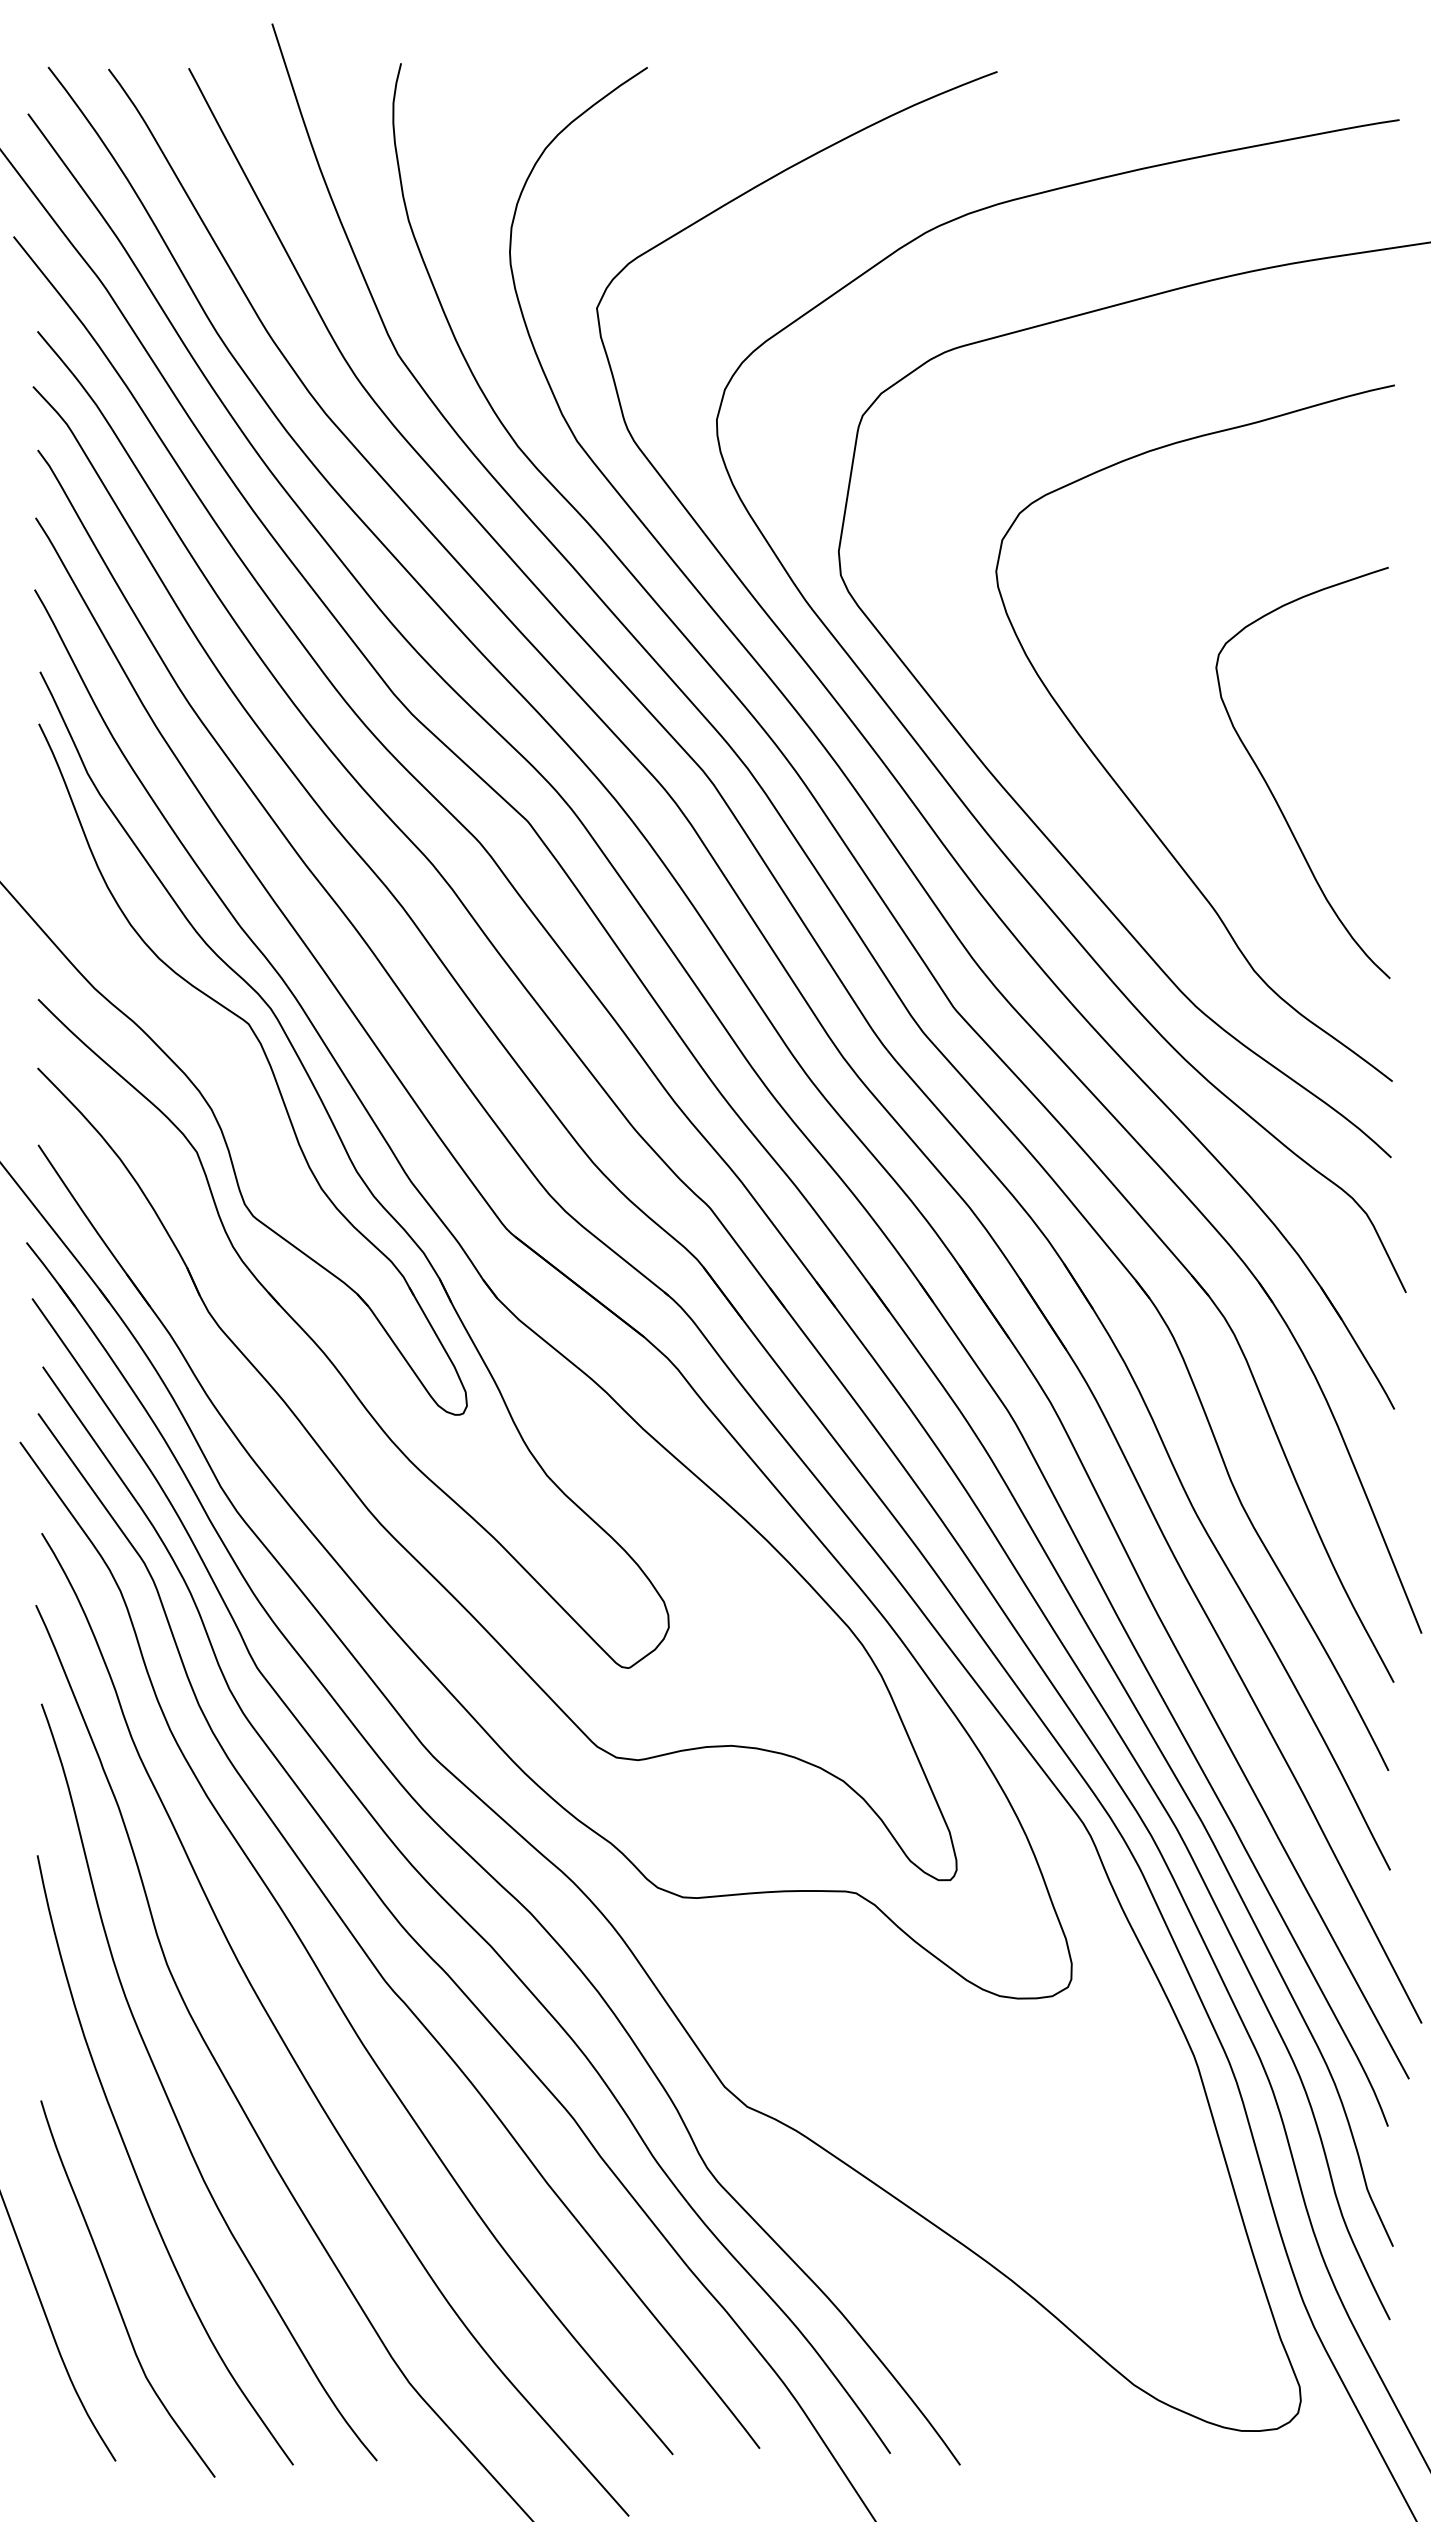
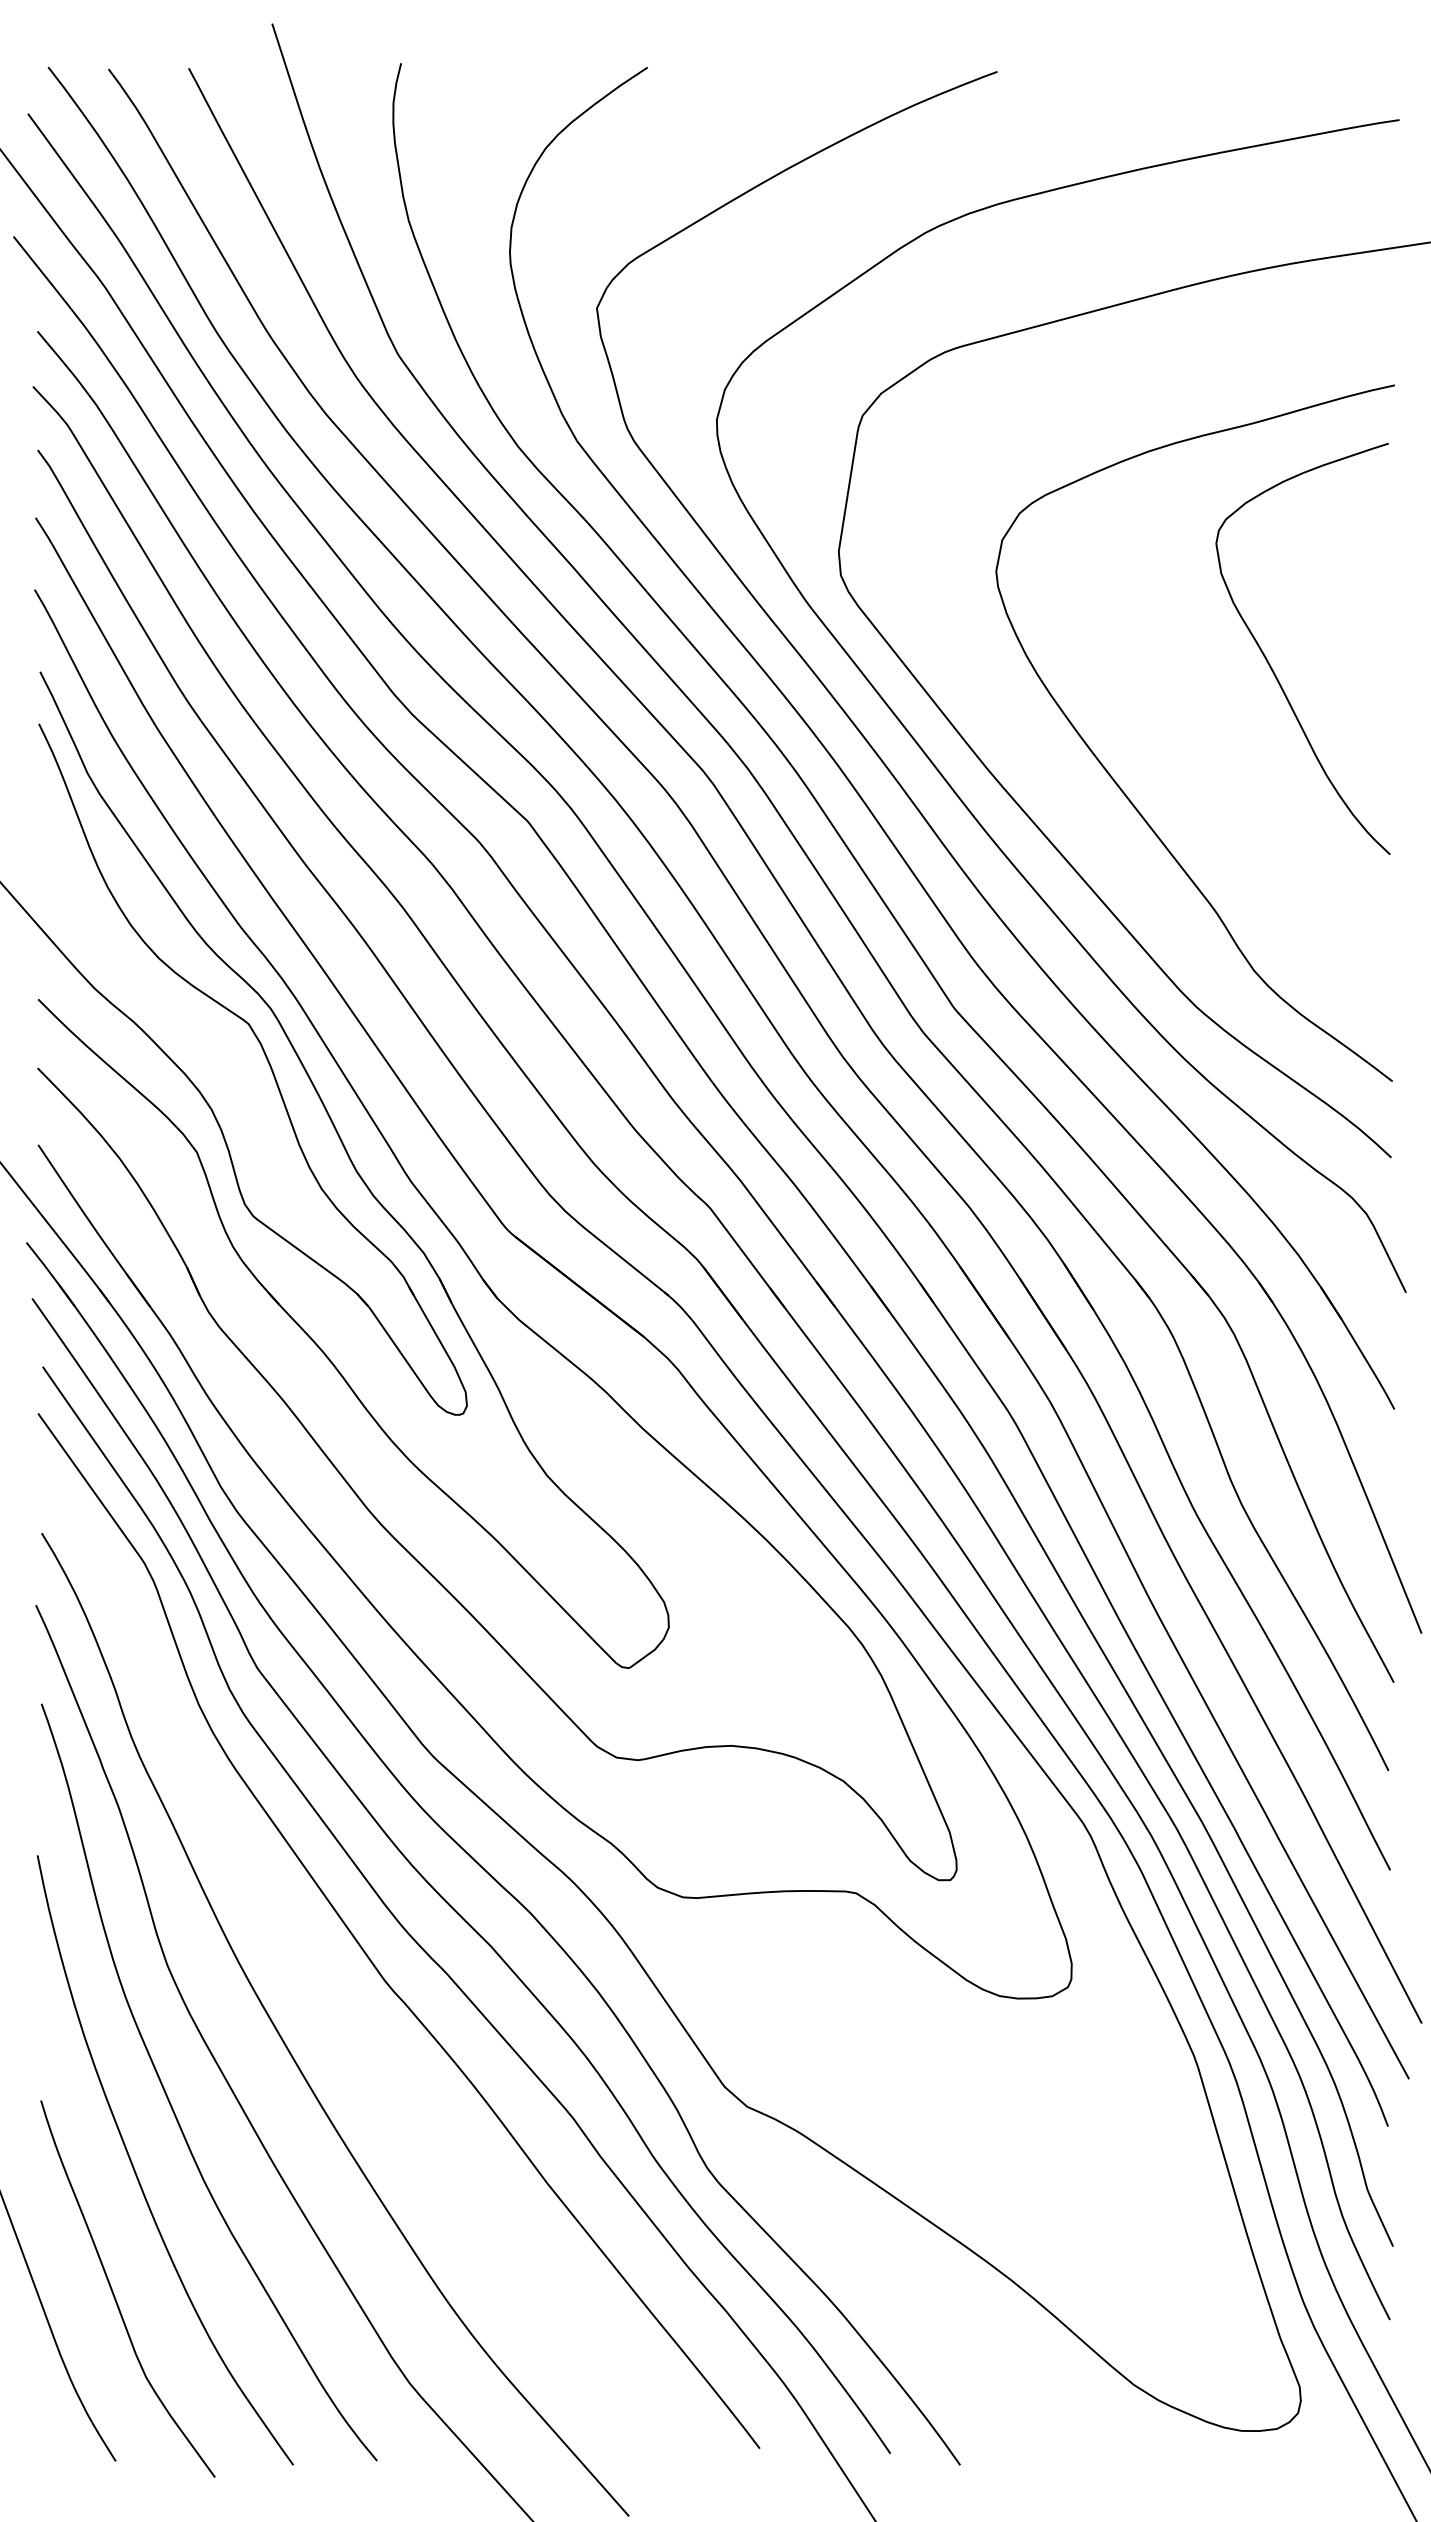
curve position: (1270, 788) -> (1270, 664) (1270, 664)
curve: present -> none (316, 1964)
